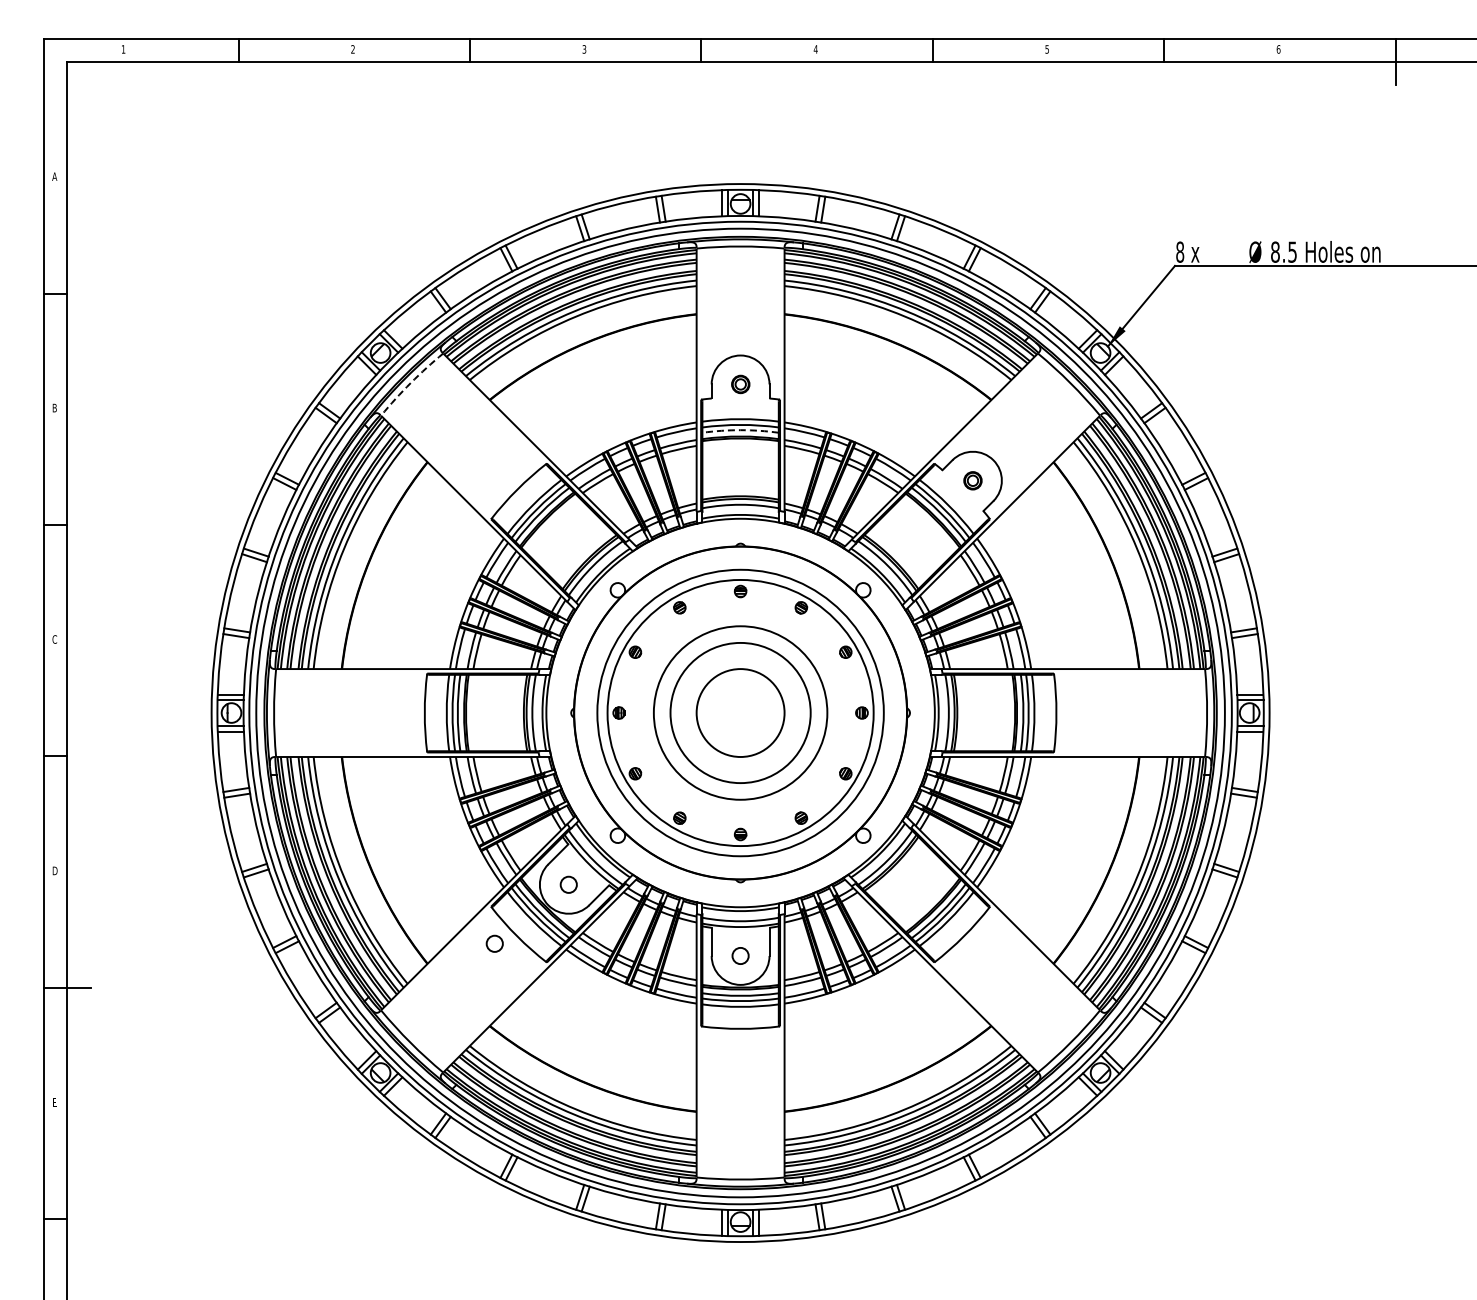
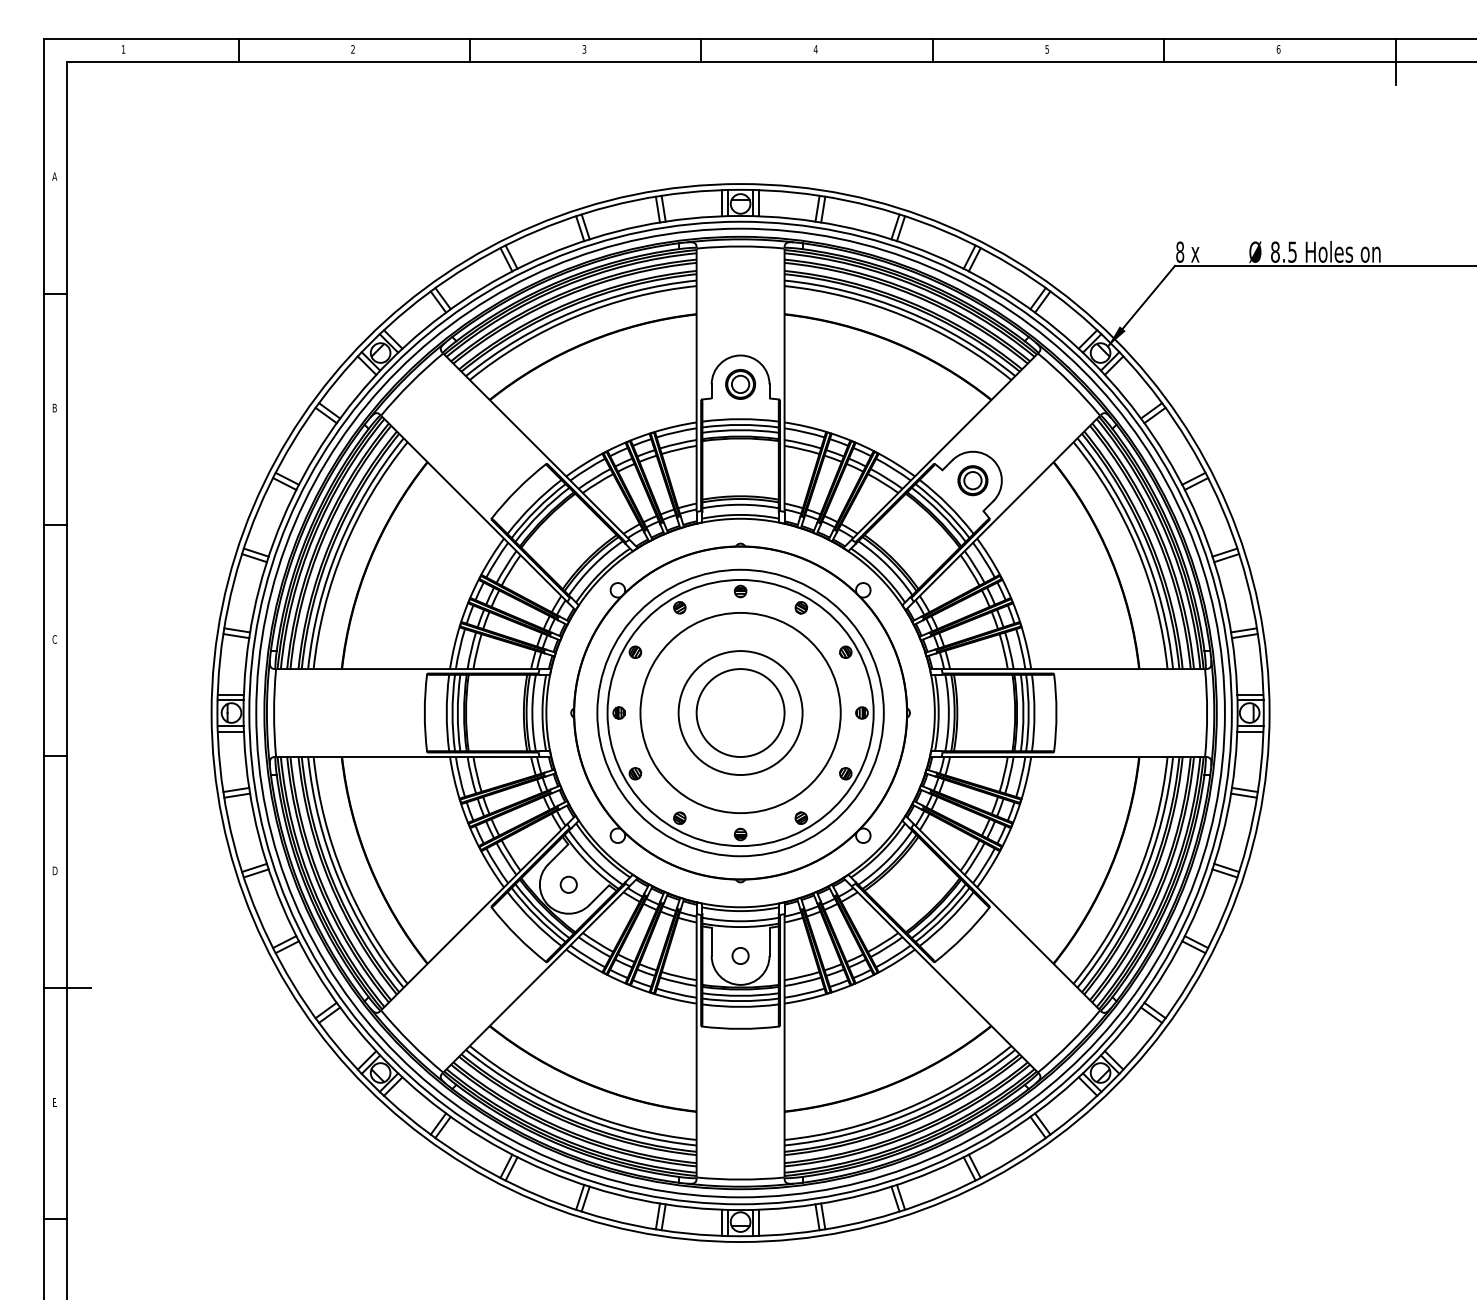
arc: dashed -> solid (410, 383)
part size: 20x21 px -> 32x31 px (740, 384)
arc: dashed -> solid (740, 430)
part size: 20x20 px -> 32x32 px (972, 480)
circle diameter: 140 px -> 200 px (740, 712)
circle diameter: 174 px -> 124 px (740, 713)
circle: present -> none (494, 943)
